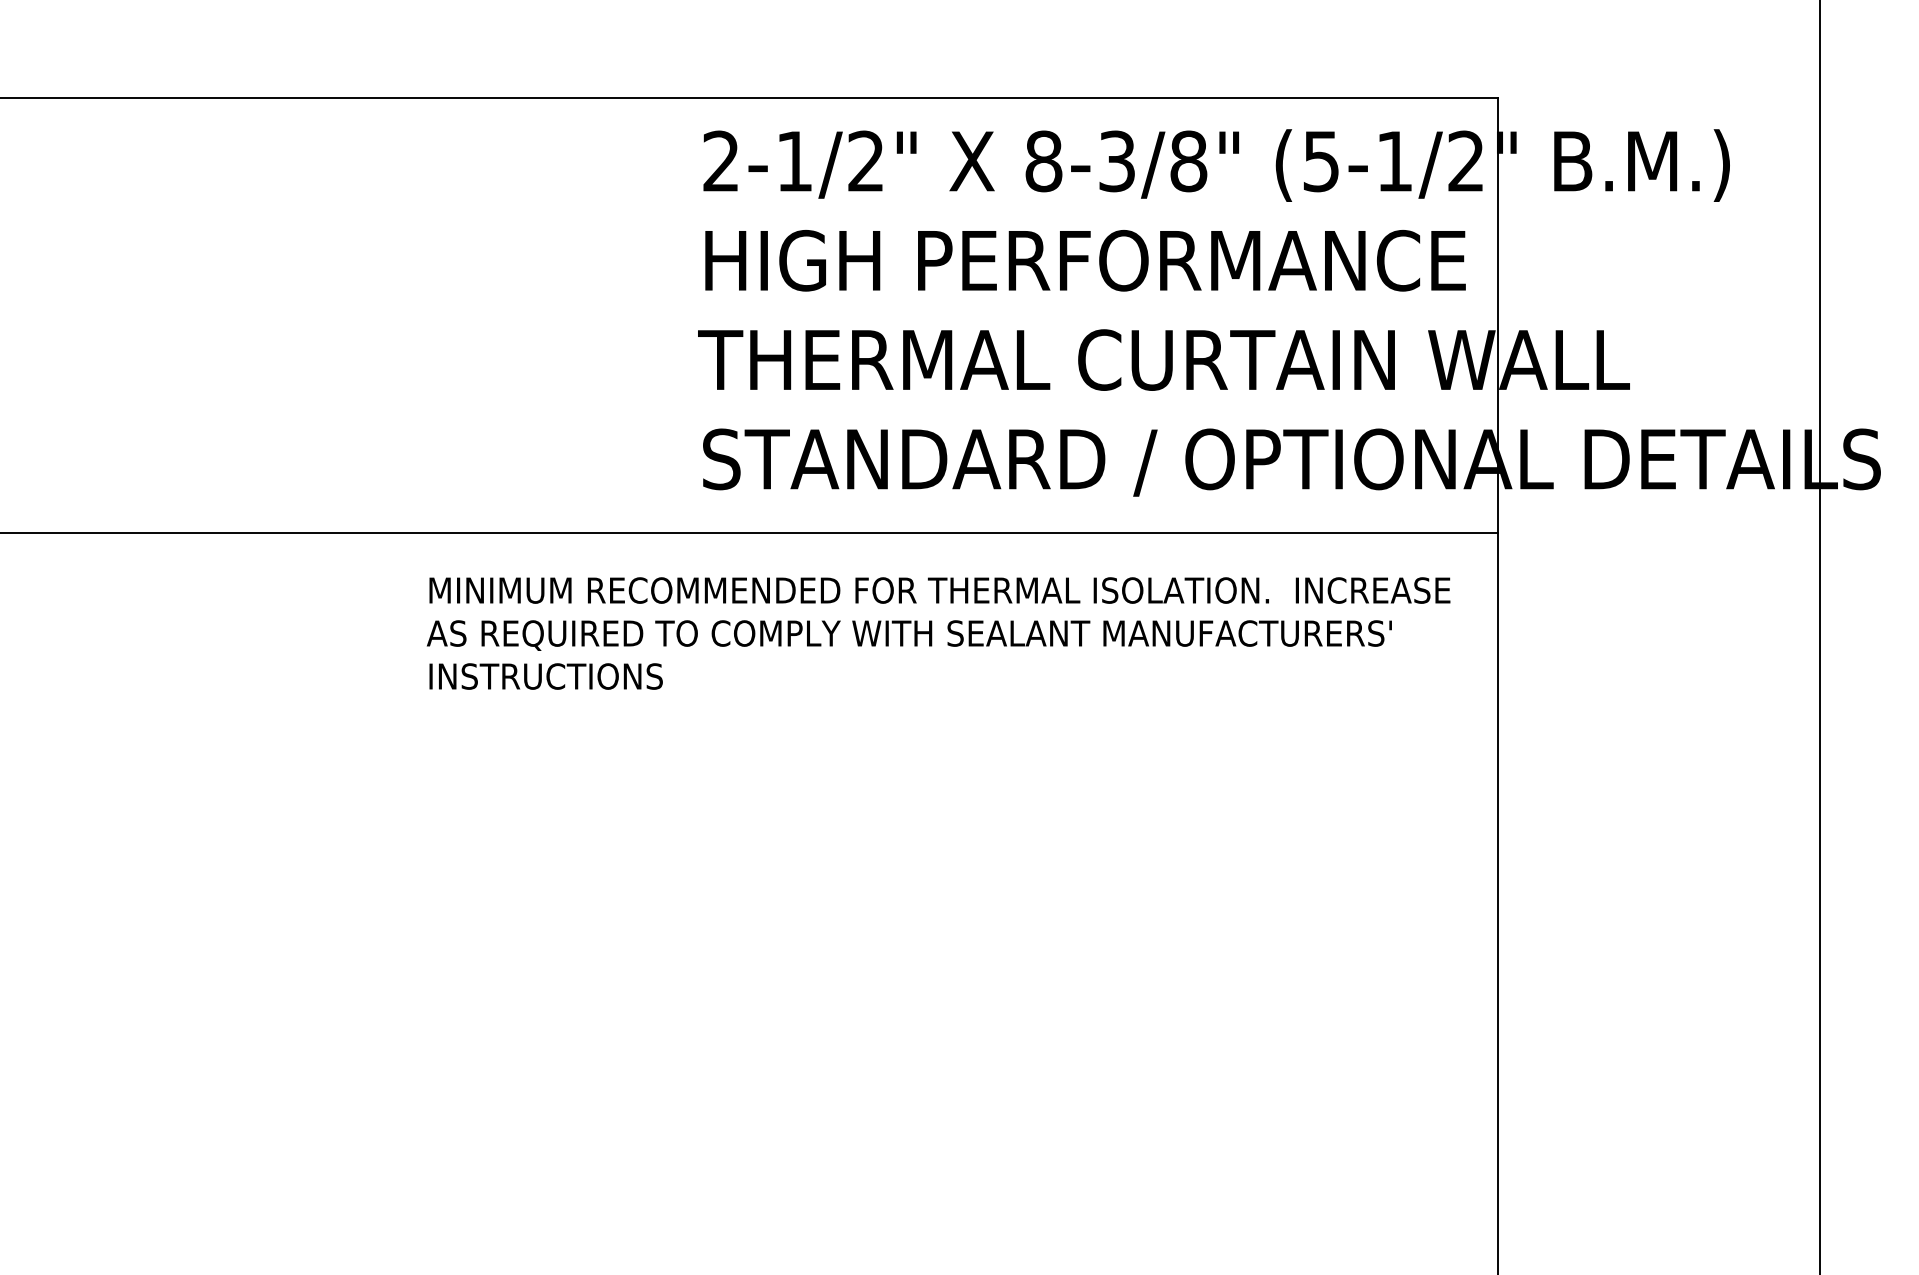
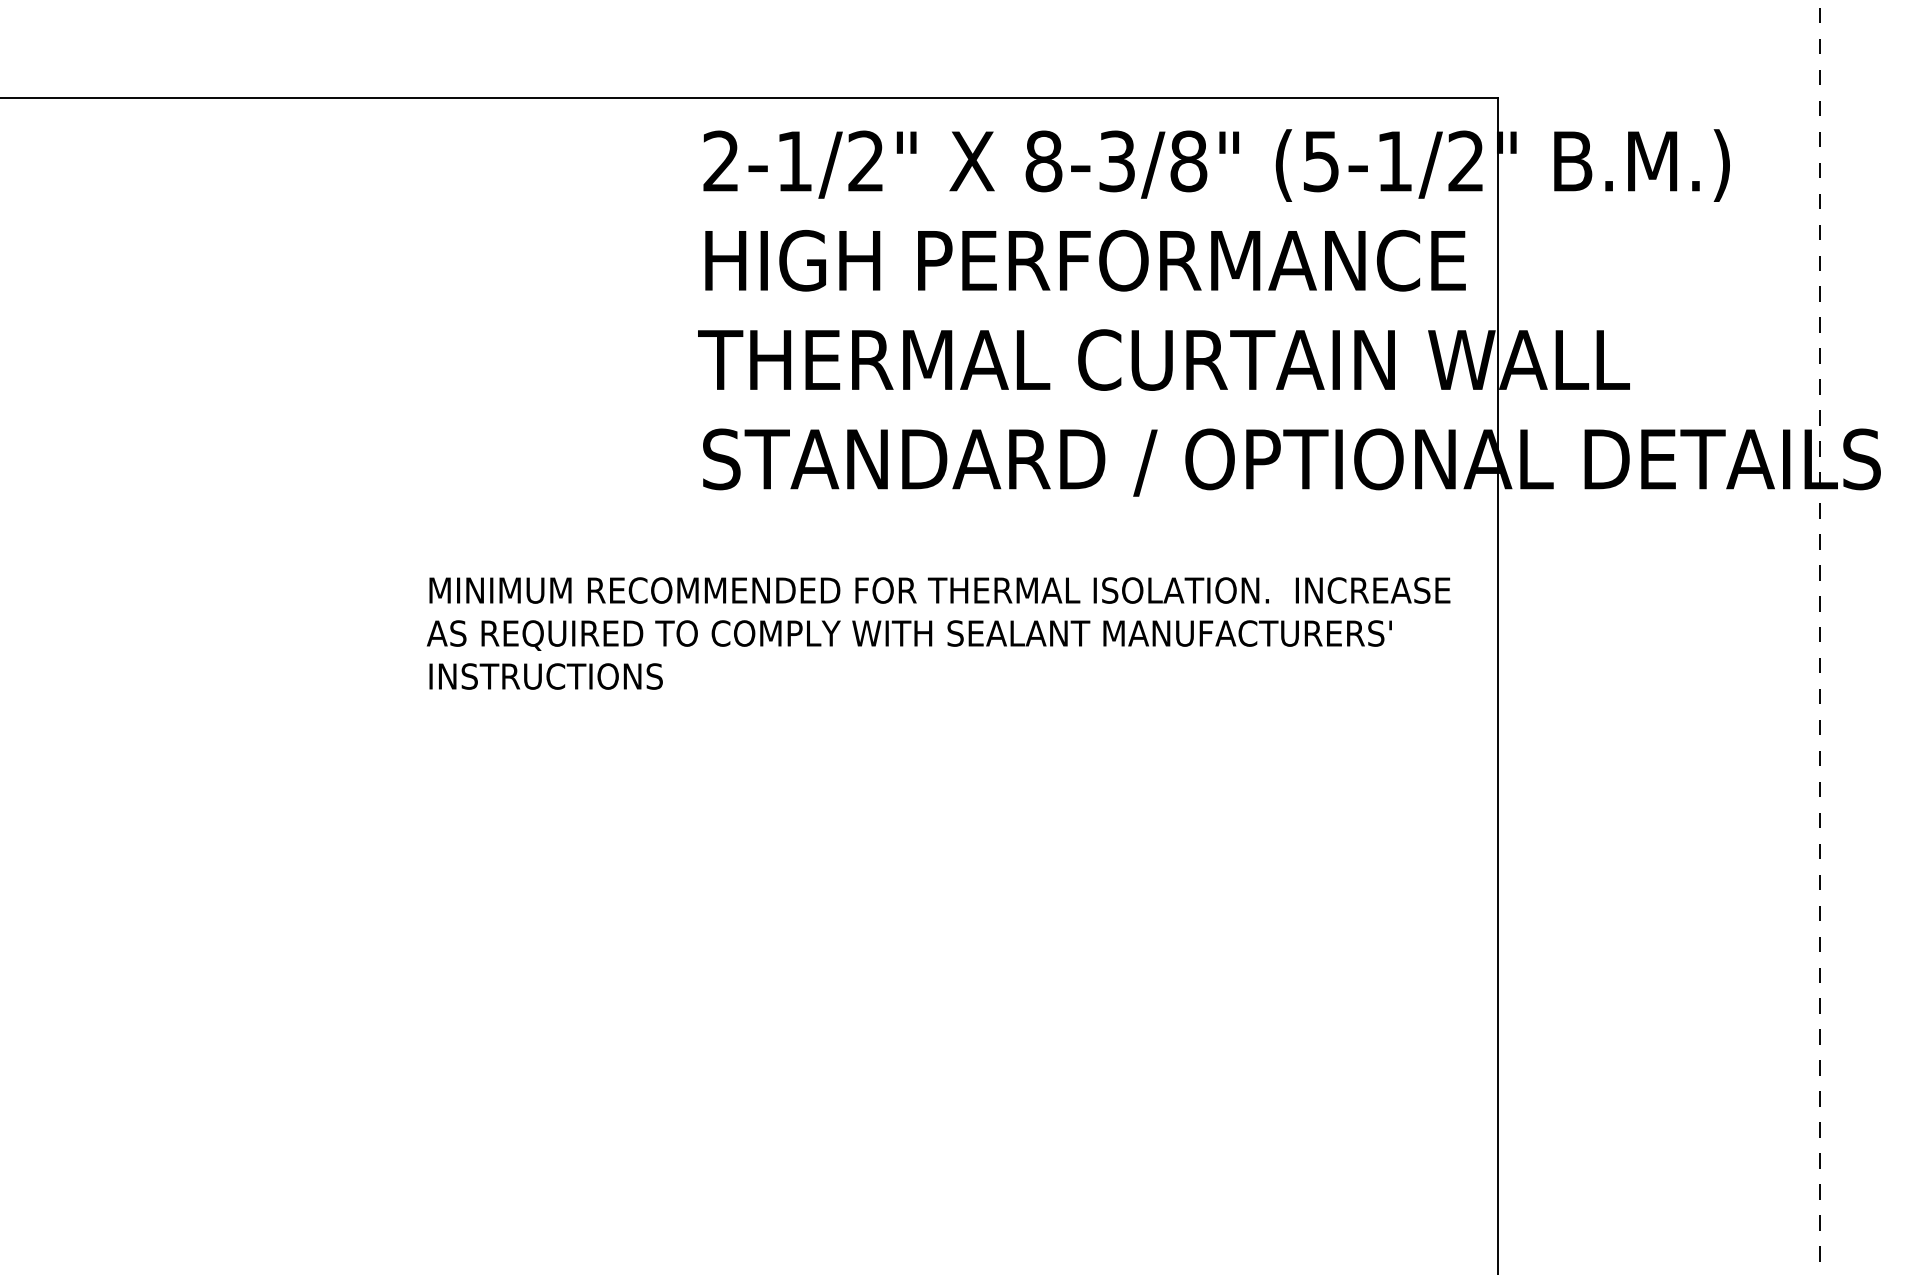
line: present -> none (750, 533)
line: solid -> dashed (1820, 637)
